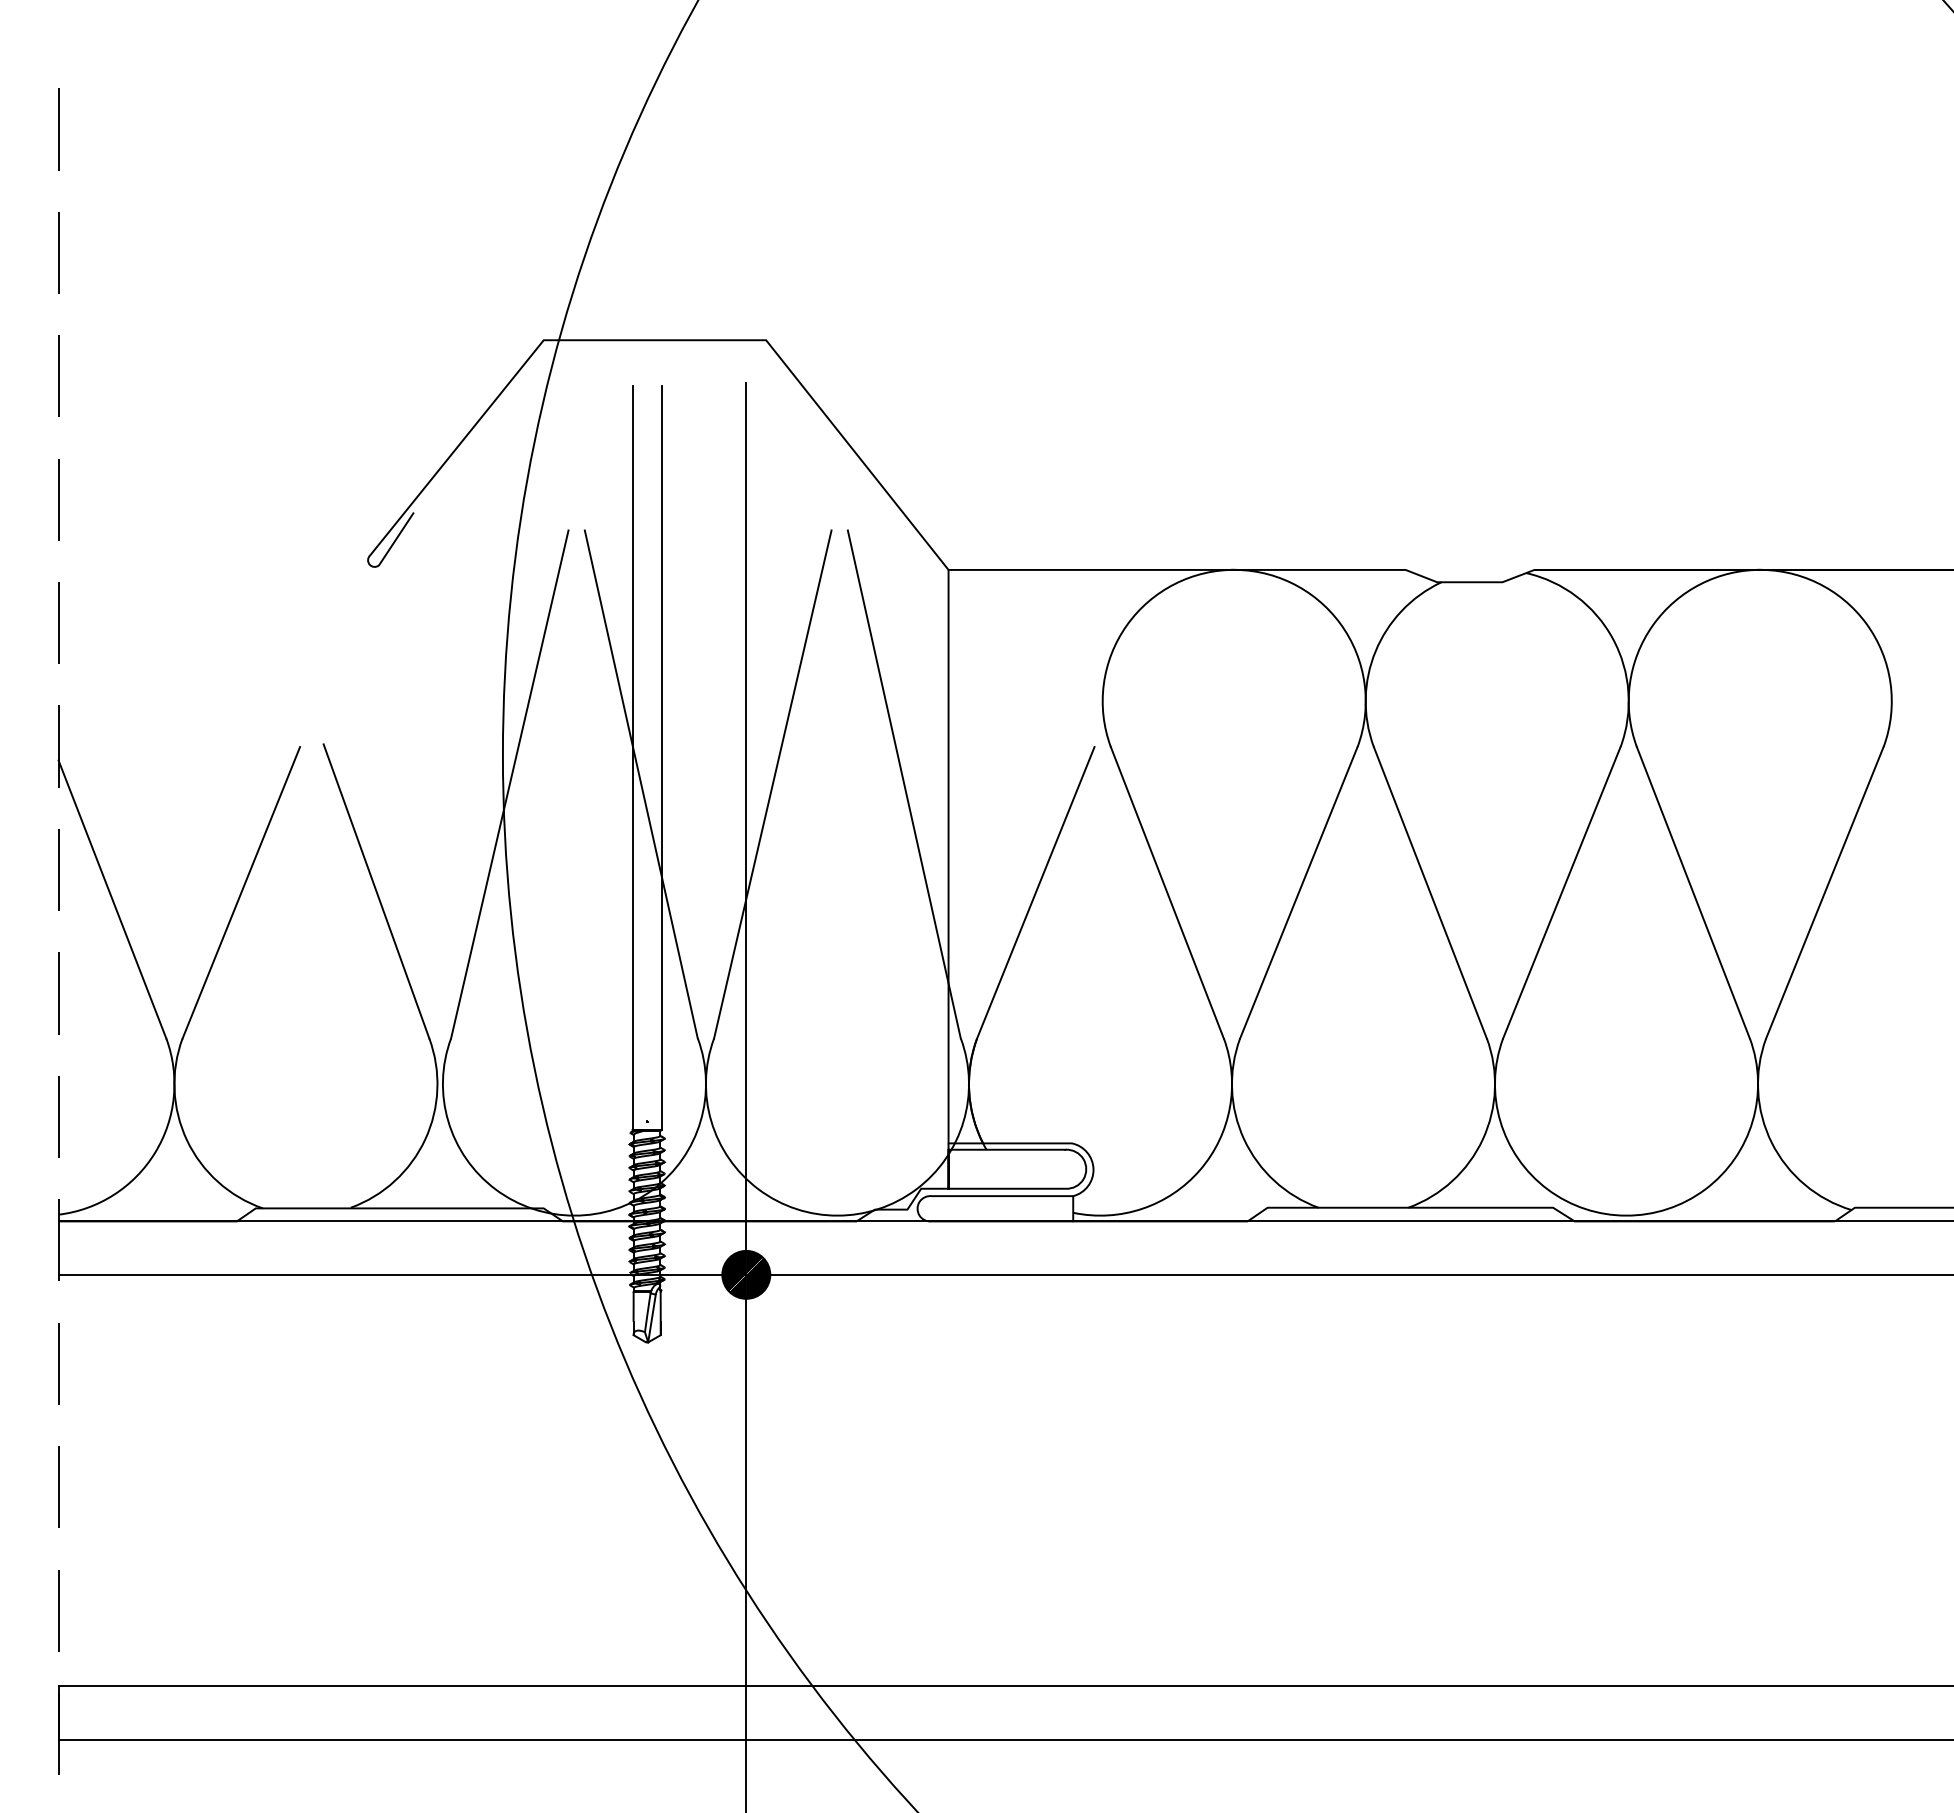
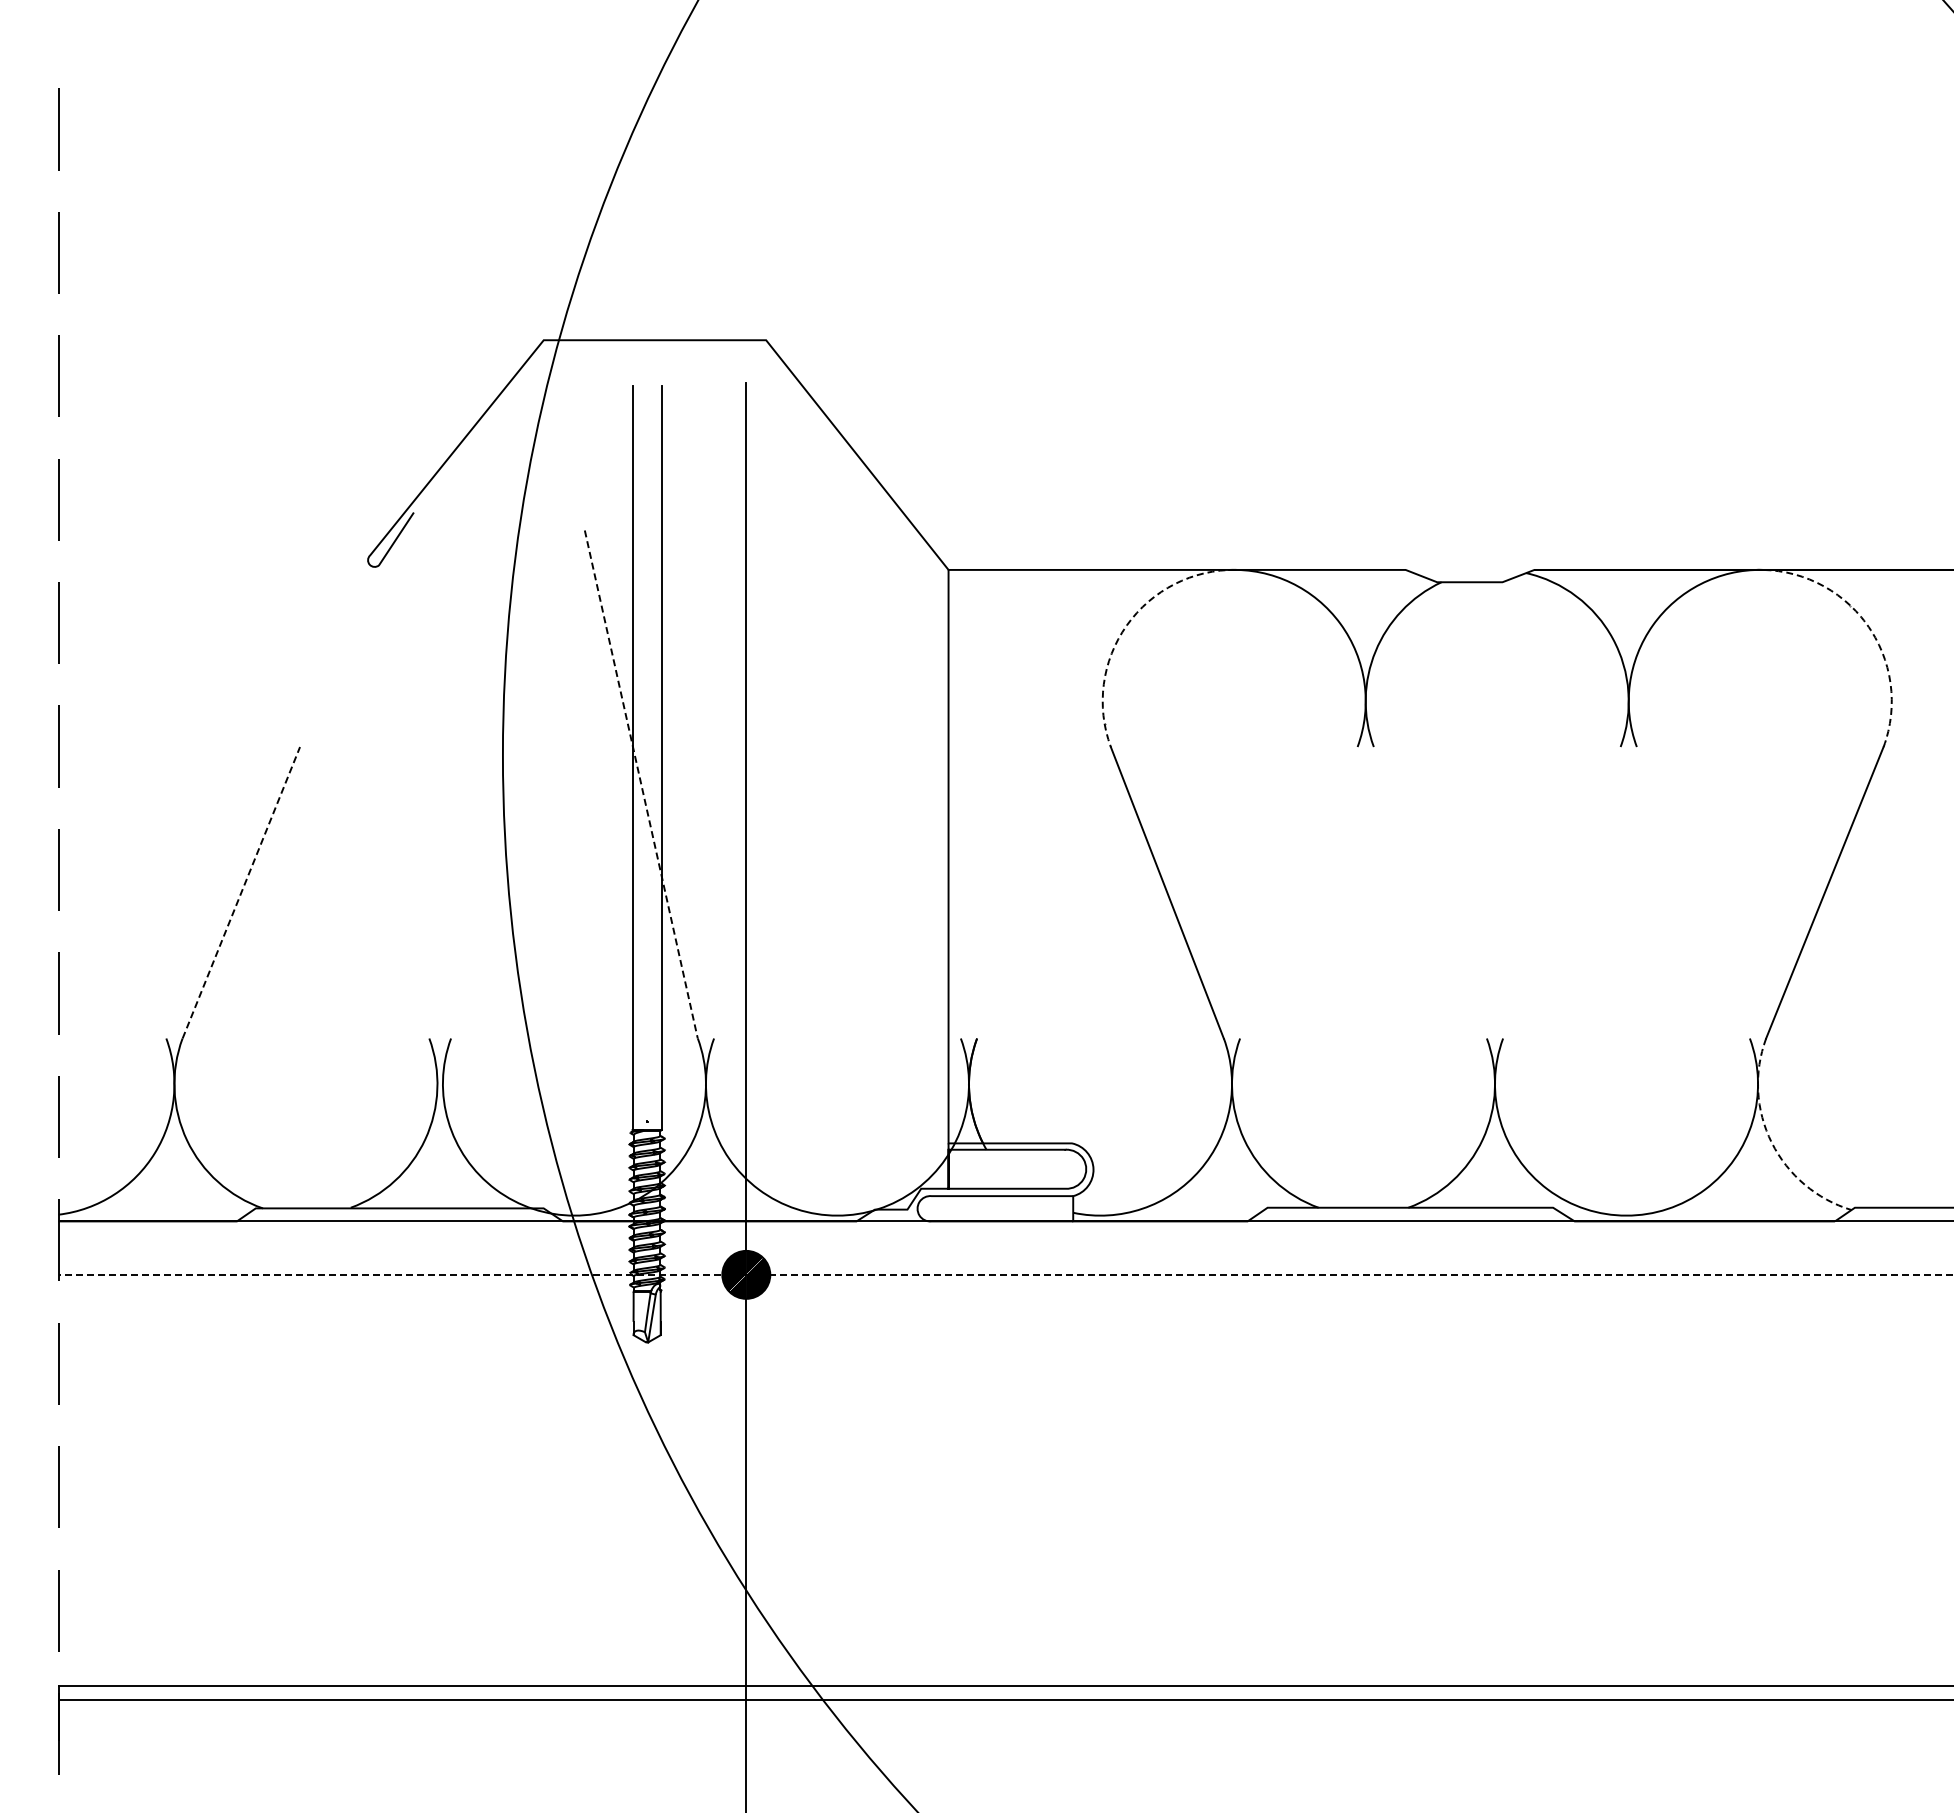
arc: solid -> dashed (1866, 623)
arc: solid -> dashed (1126, 625)
line: present -> none (509, 784)
line: solid -> dashed (641, 784)
line: present -> none (772, 784)
line: present -> none (903, 784)
line: present -> none (376, 891)
line: solid -> dashed (241, 892)
line: present -> none (1035, 892)
line: present -> none (1298, 892)
line: present -> none (1429, 892)
line: present -> none (1561, 892)
line: present -> none (1692, 892)
line: present -> none (112, 899)
arc: solid -> dashed (1771, 1142)
line: solid -> dashed (1005, 1274)
line position: (1004, 1739) -> (1004, 1699) (1004, 1699)
